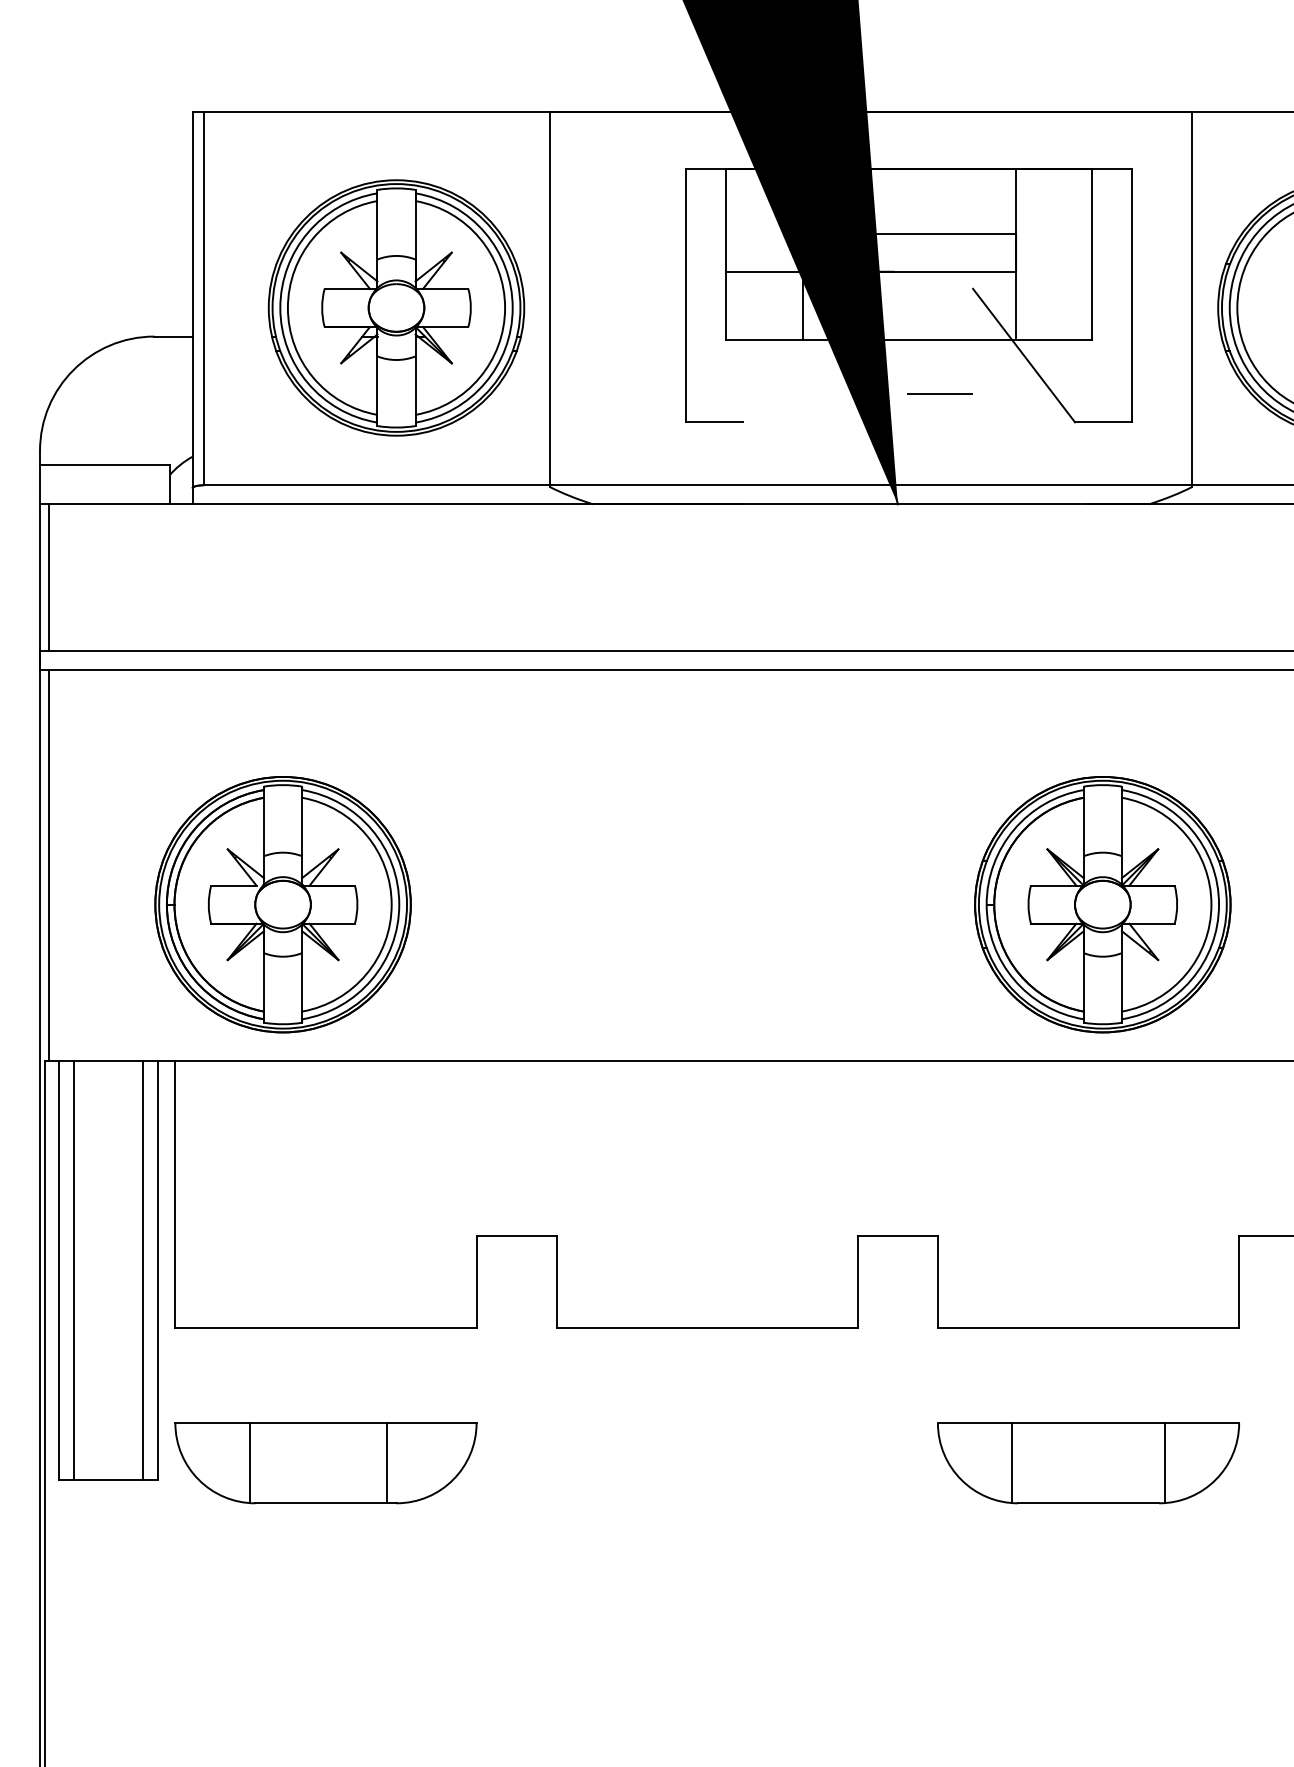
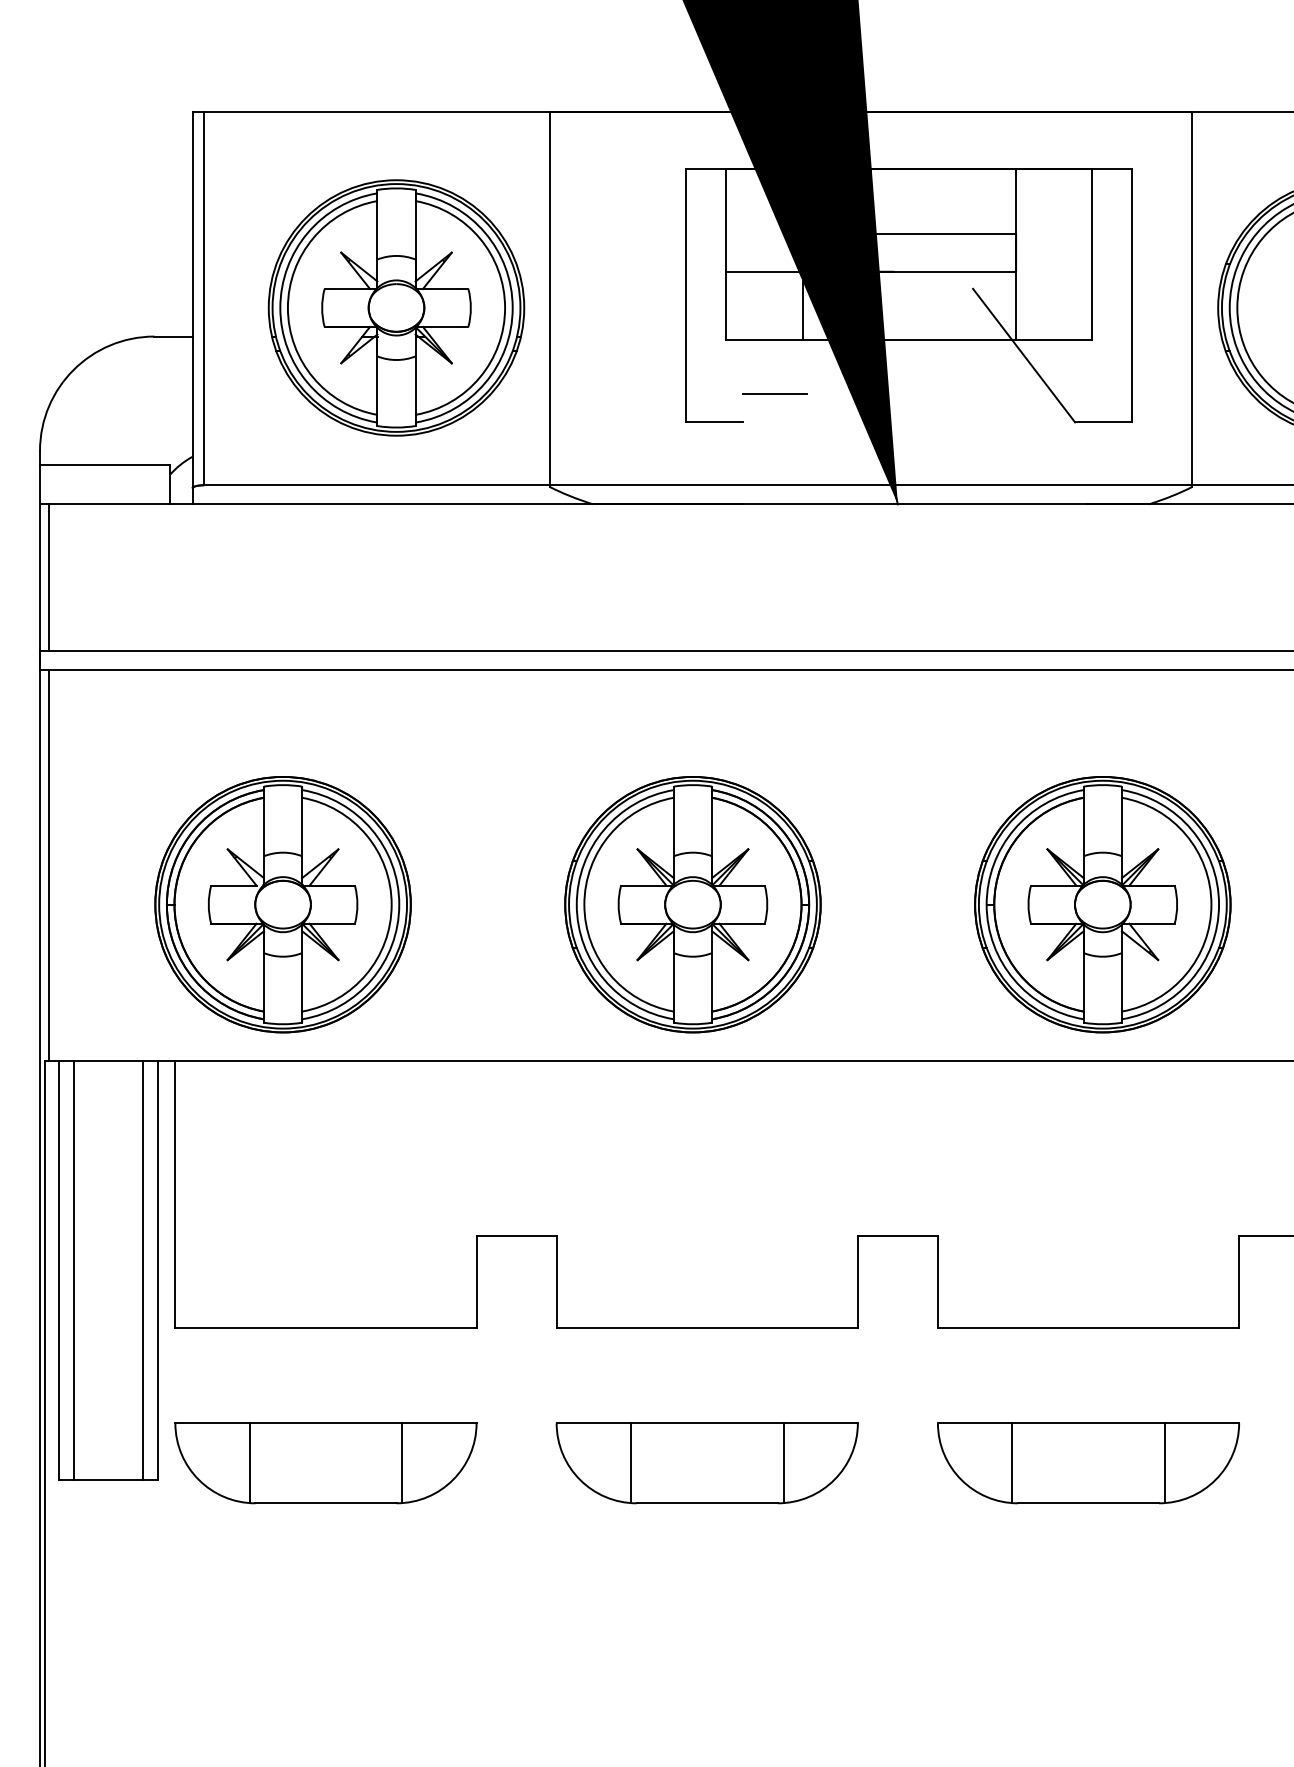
line position: (939, 393) -> (774, 393) (774, 393)
part: none -> present (692, 904)
line position: (387, 1463) -> (402, 1463) (402, 1463)
part: none -> present (706, 1463)
